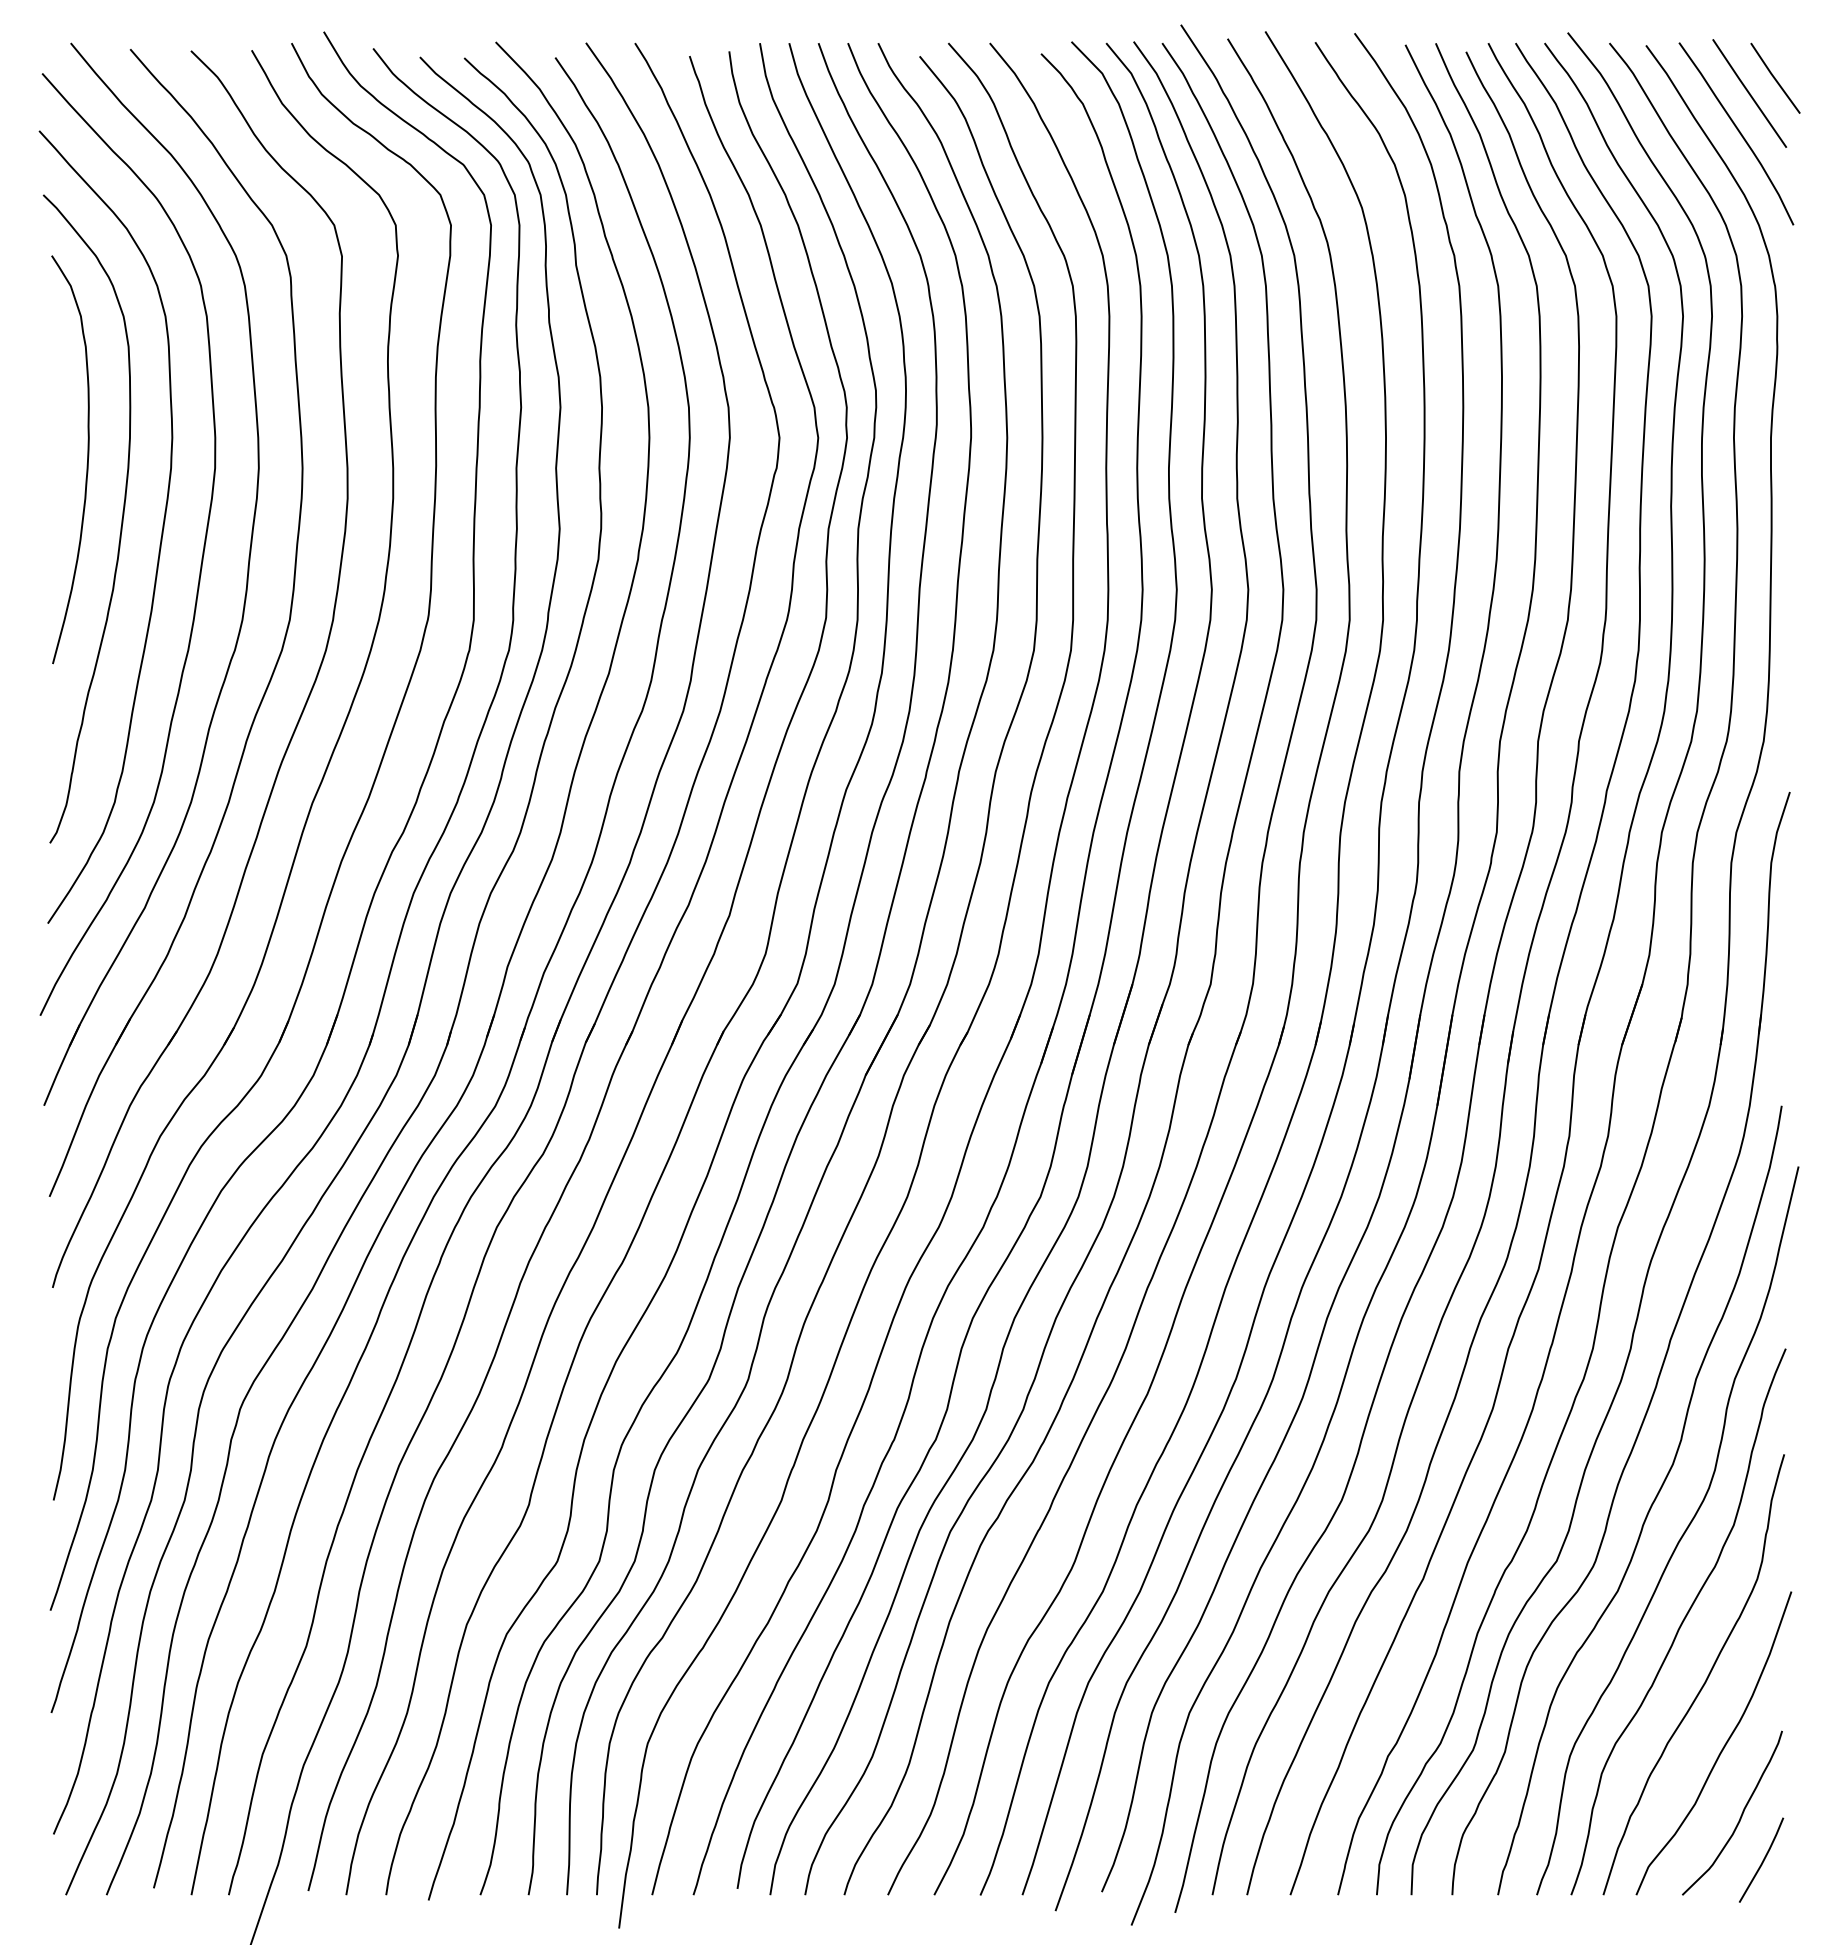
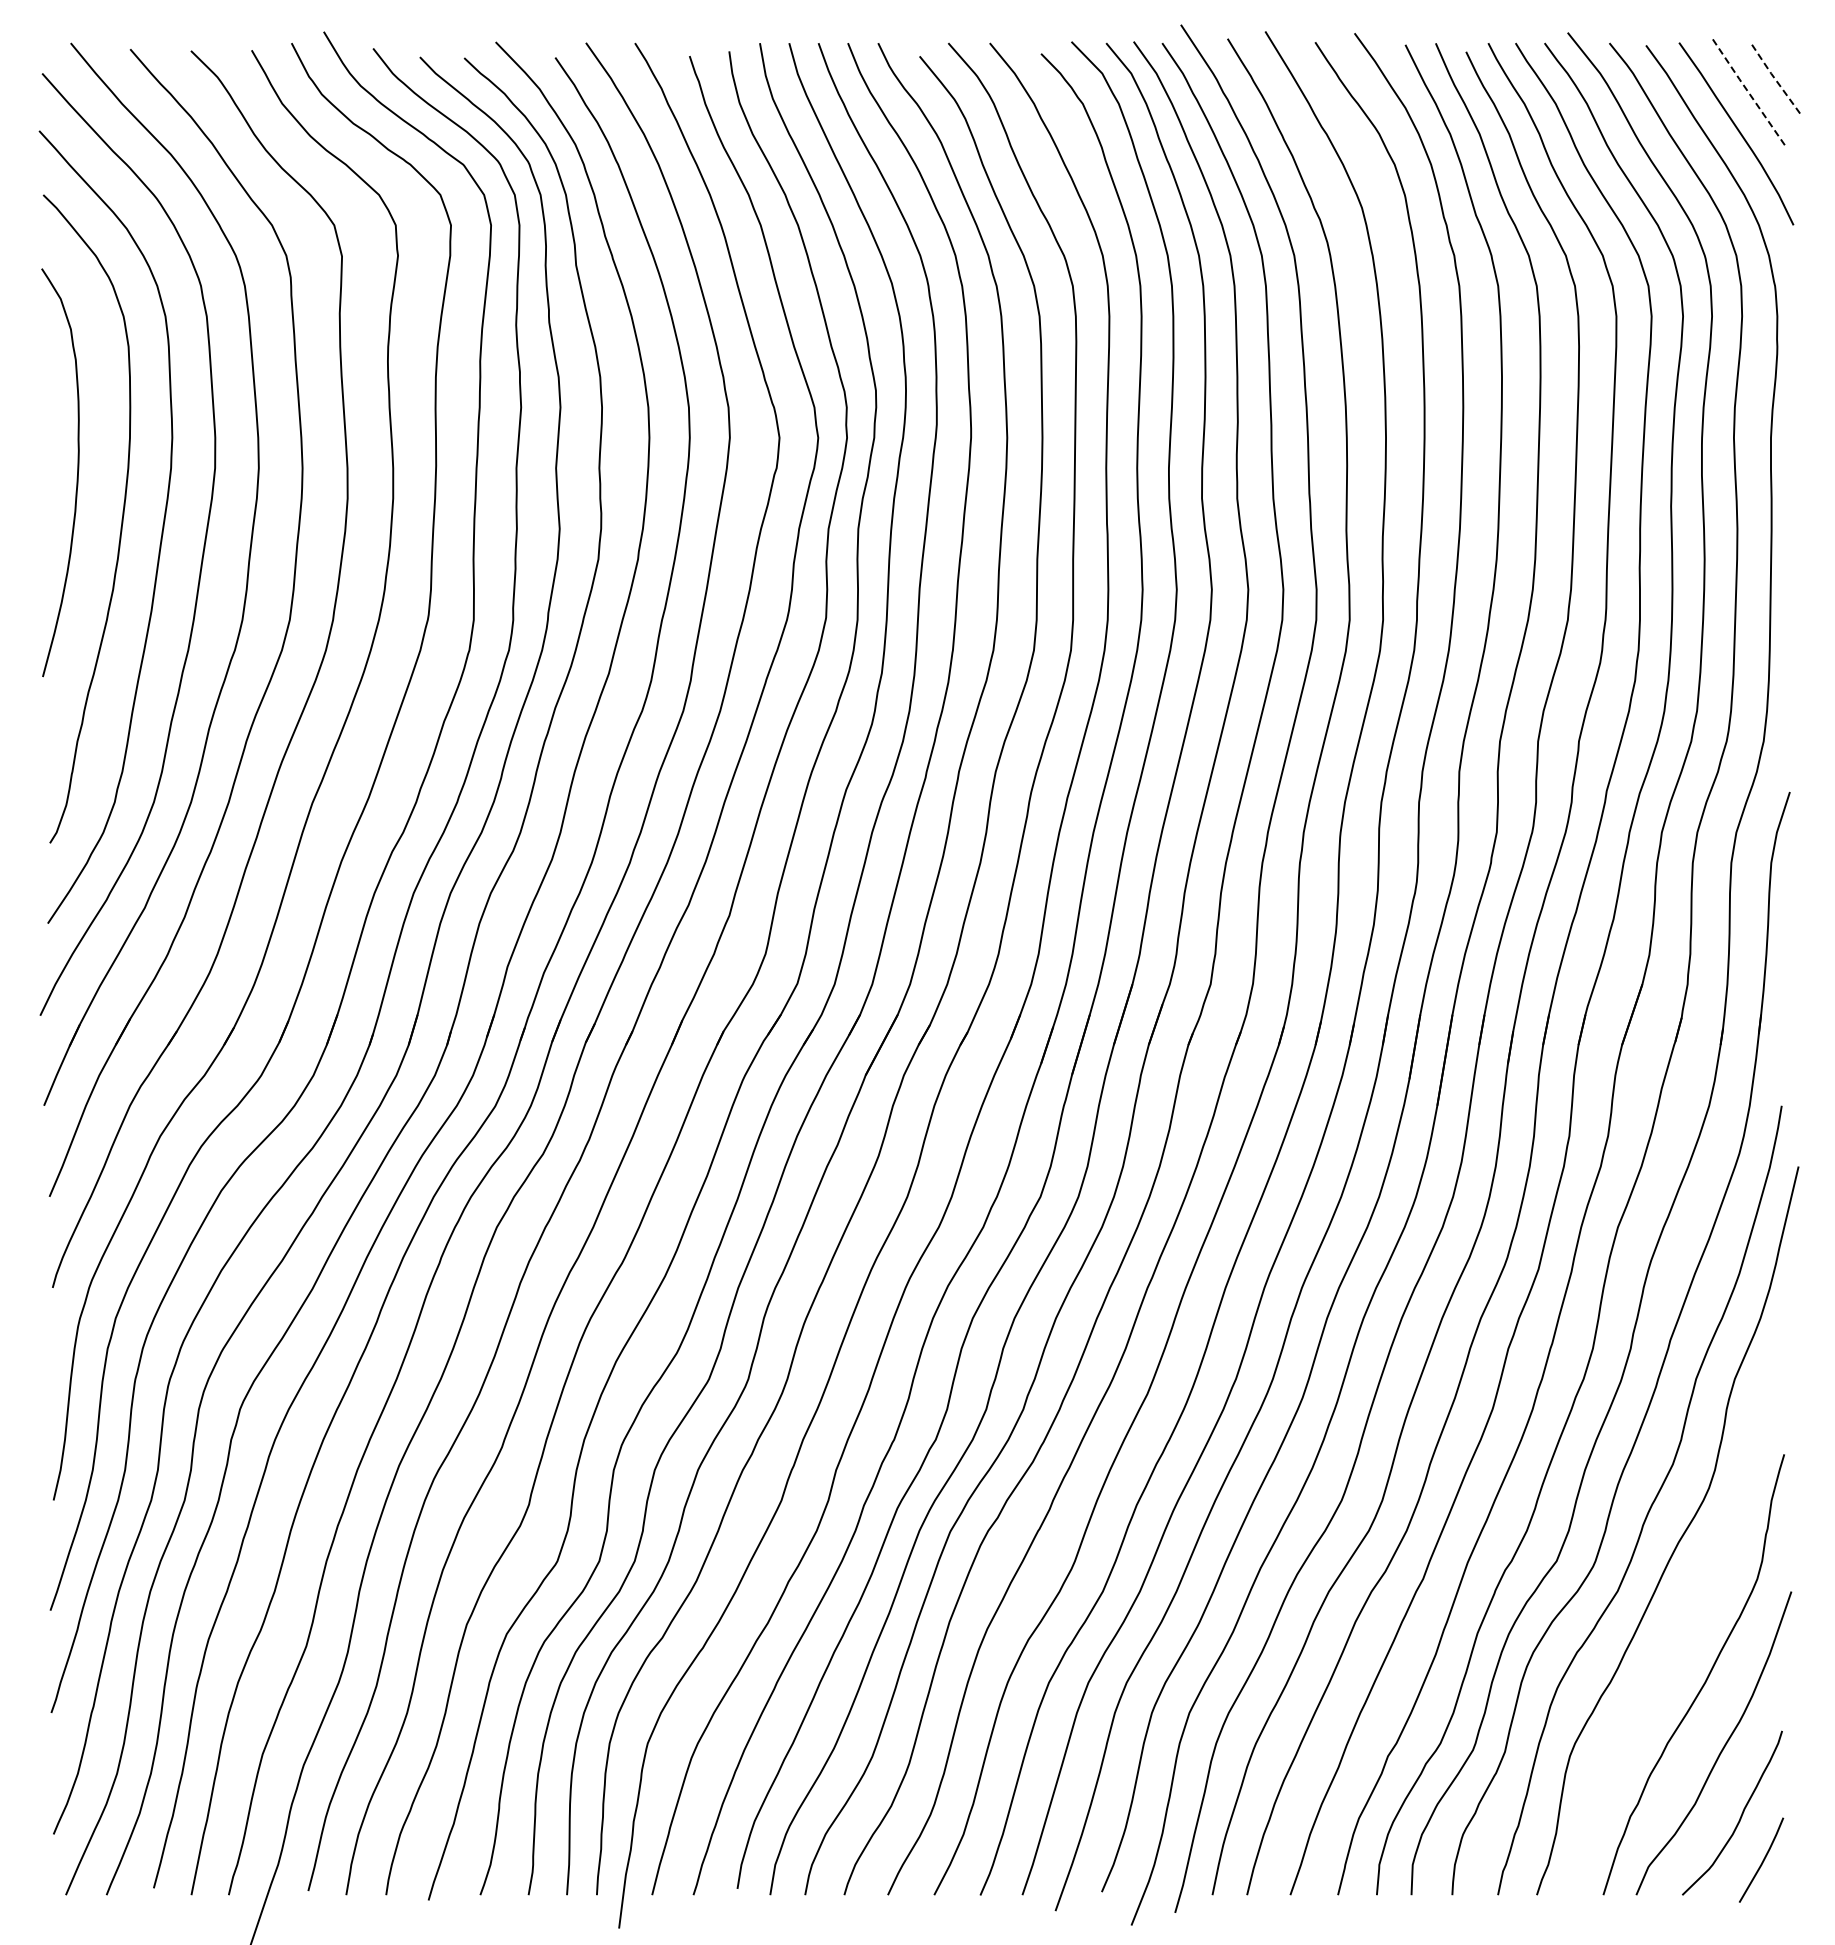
line: solid -> dashed (1774, 78)
line: solid -> dashed (1749, 93)
curve position: (86, 464) -> (76, 477) (76, 477)
curve: present -> none (1680, 1623)
